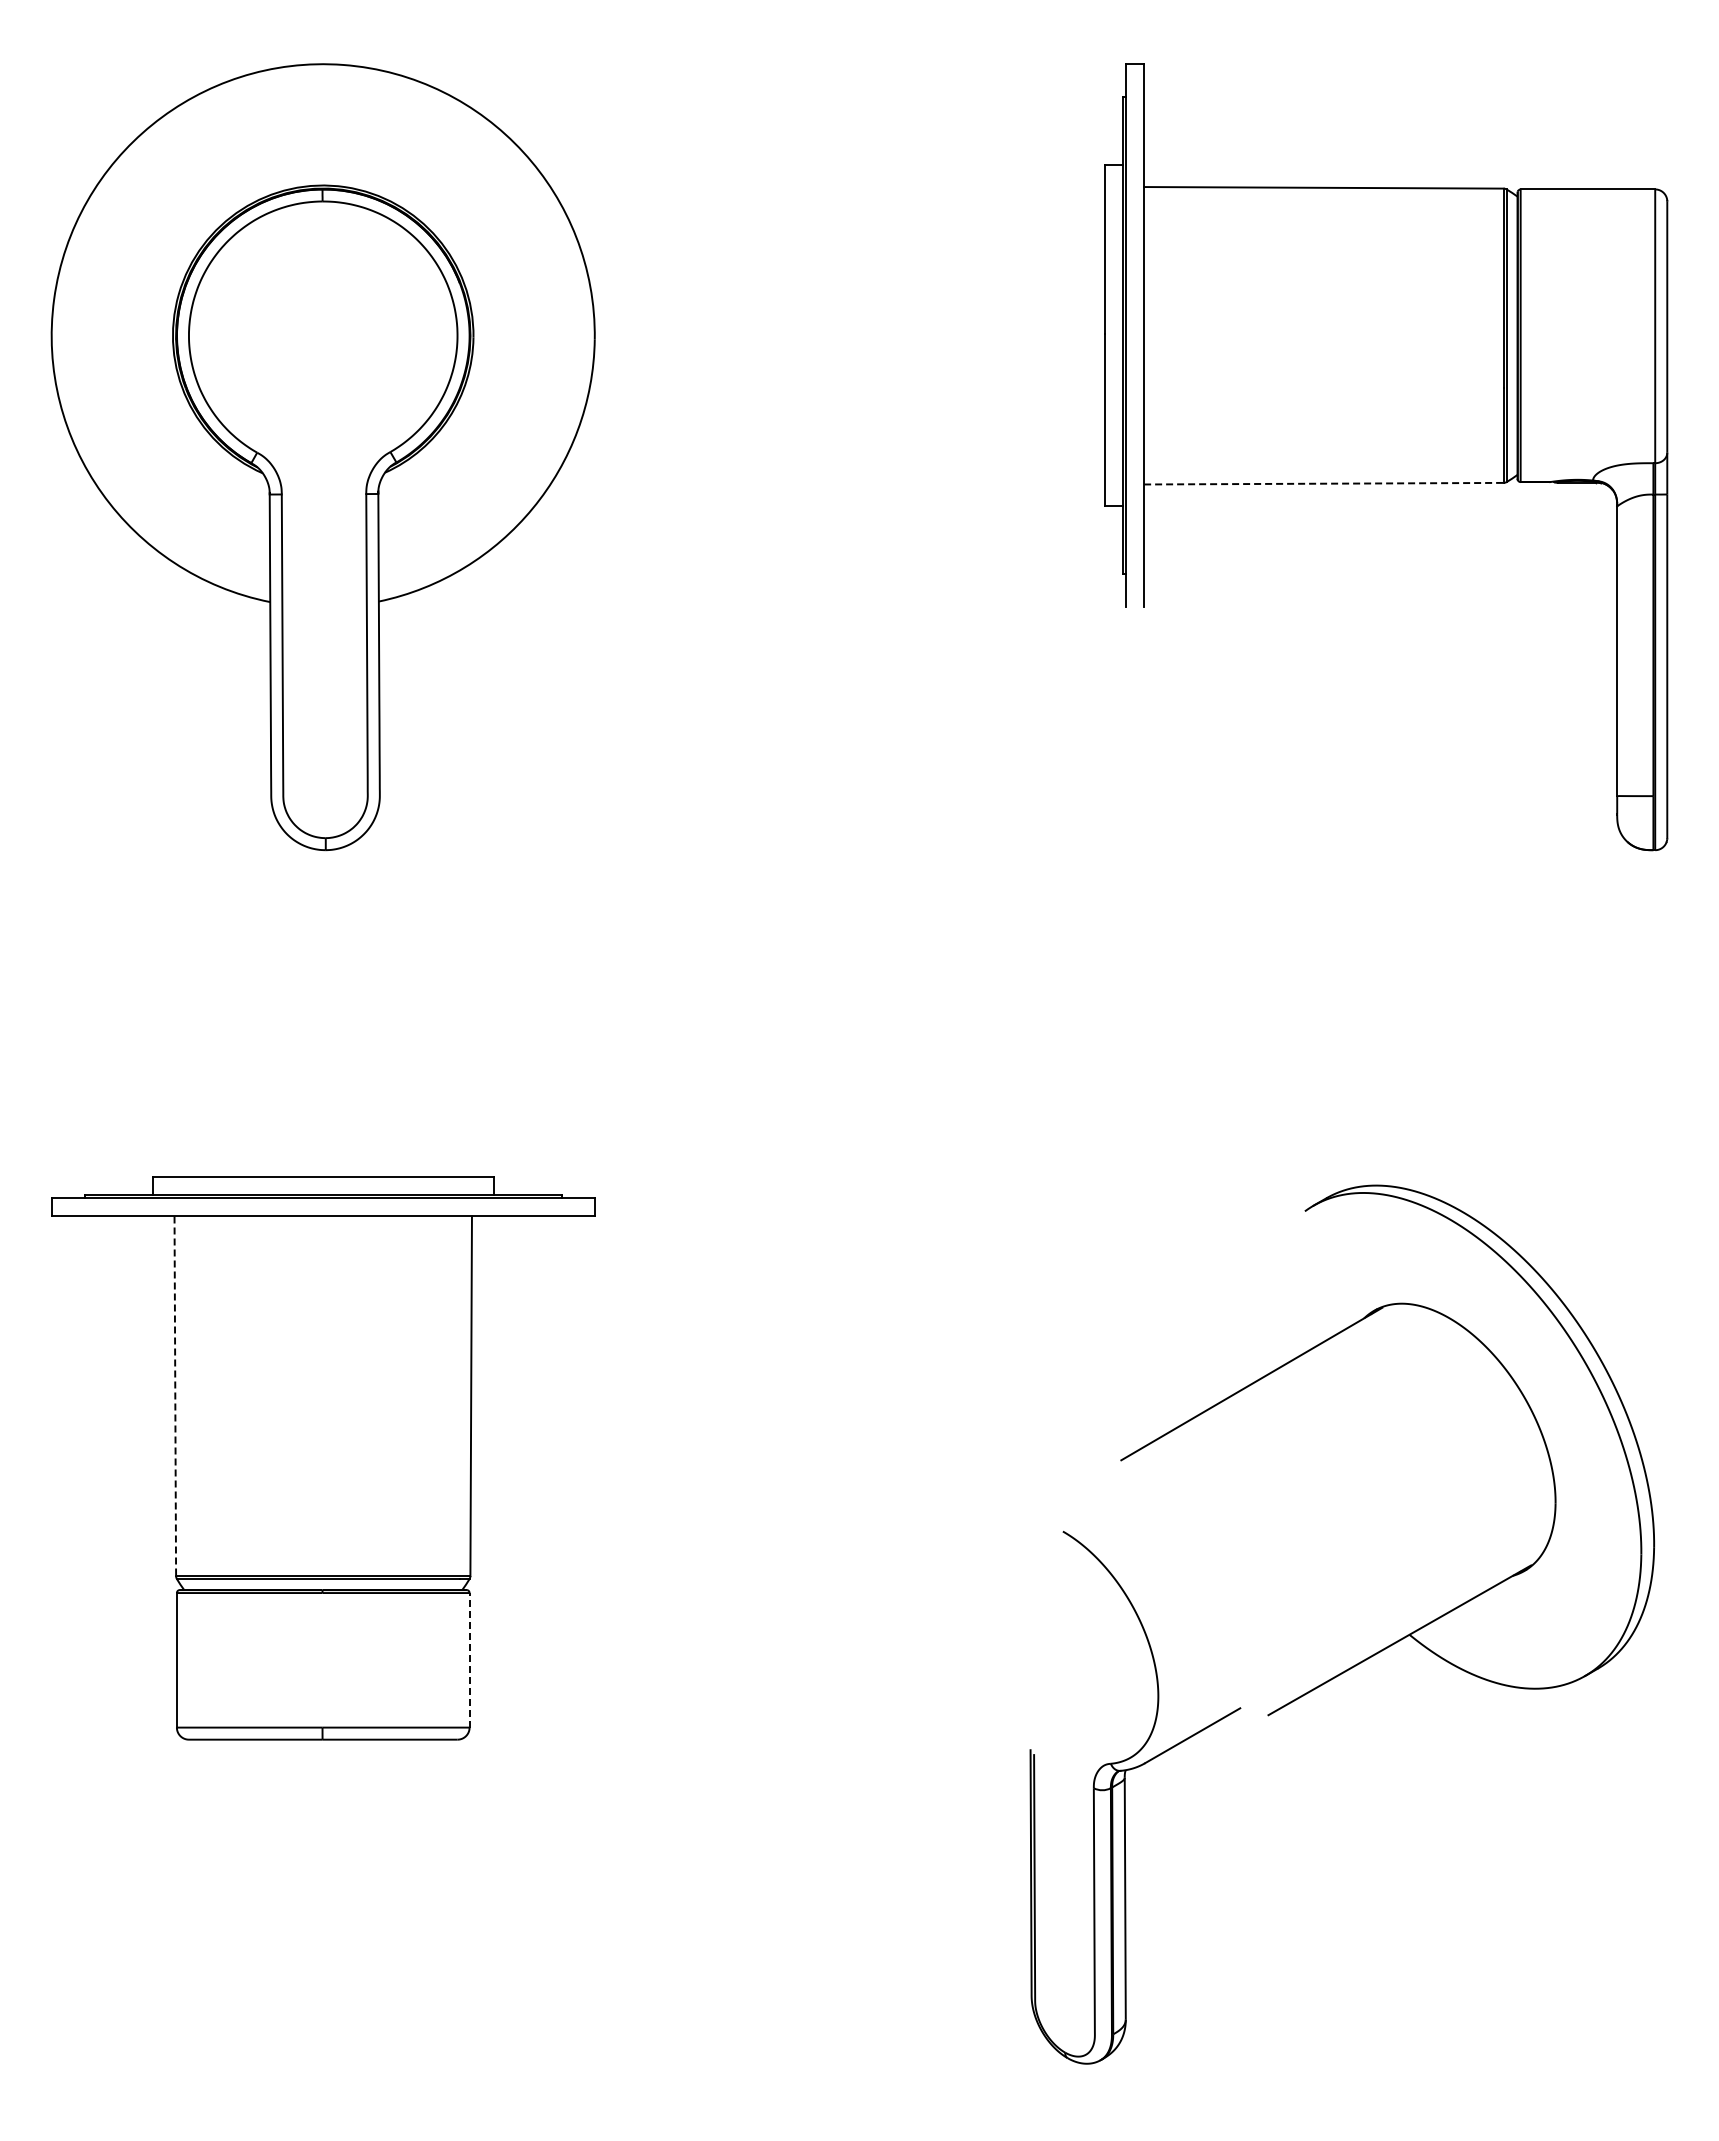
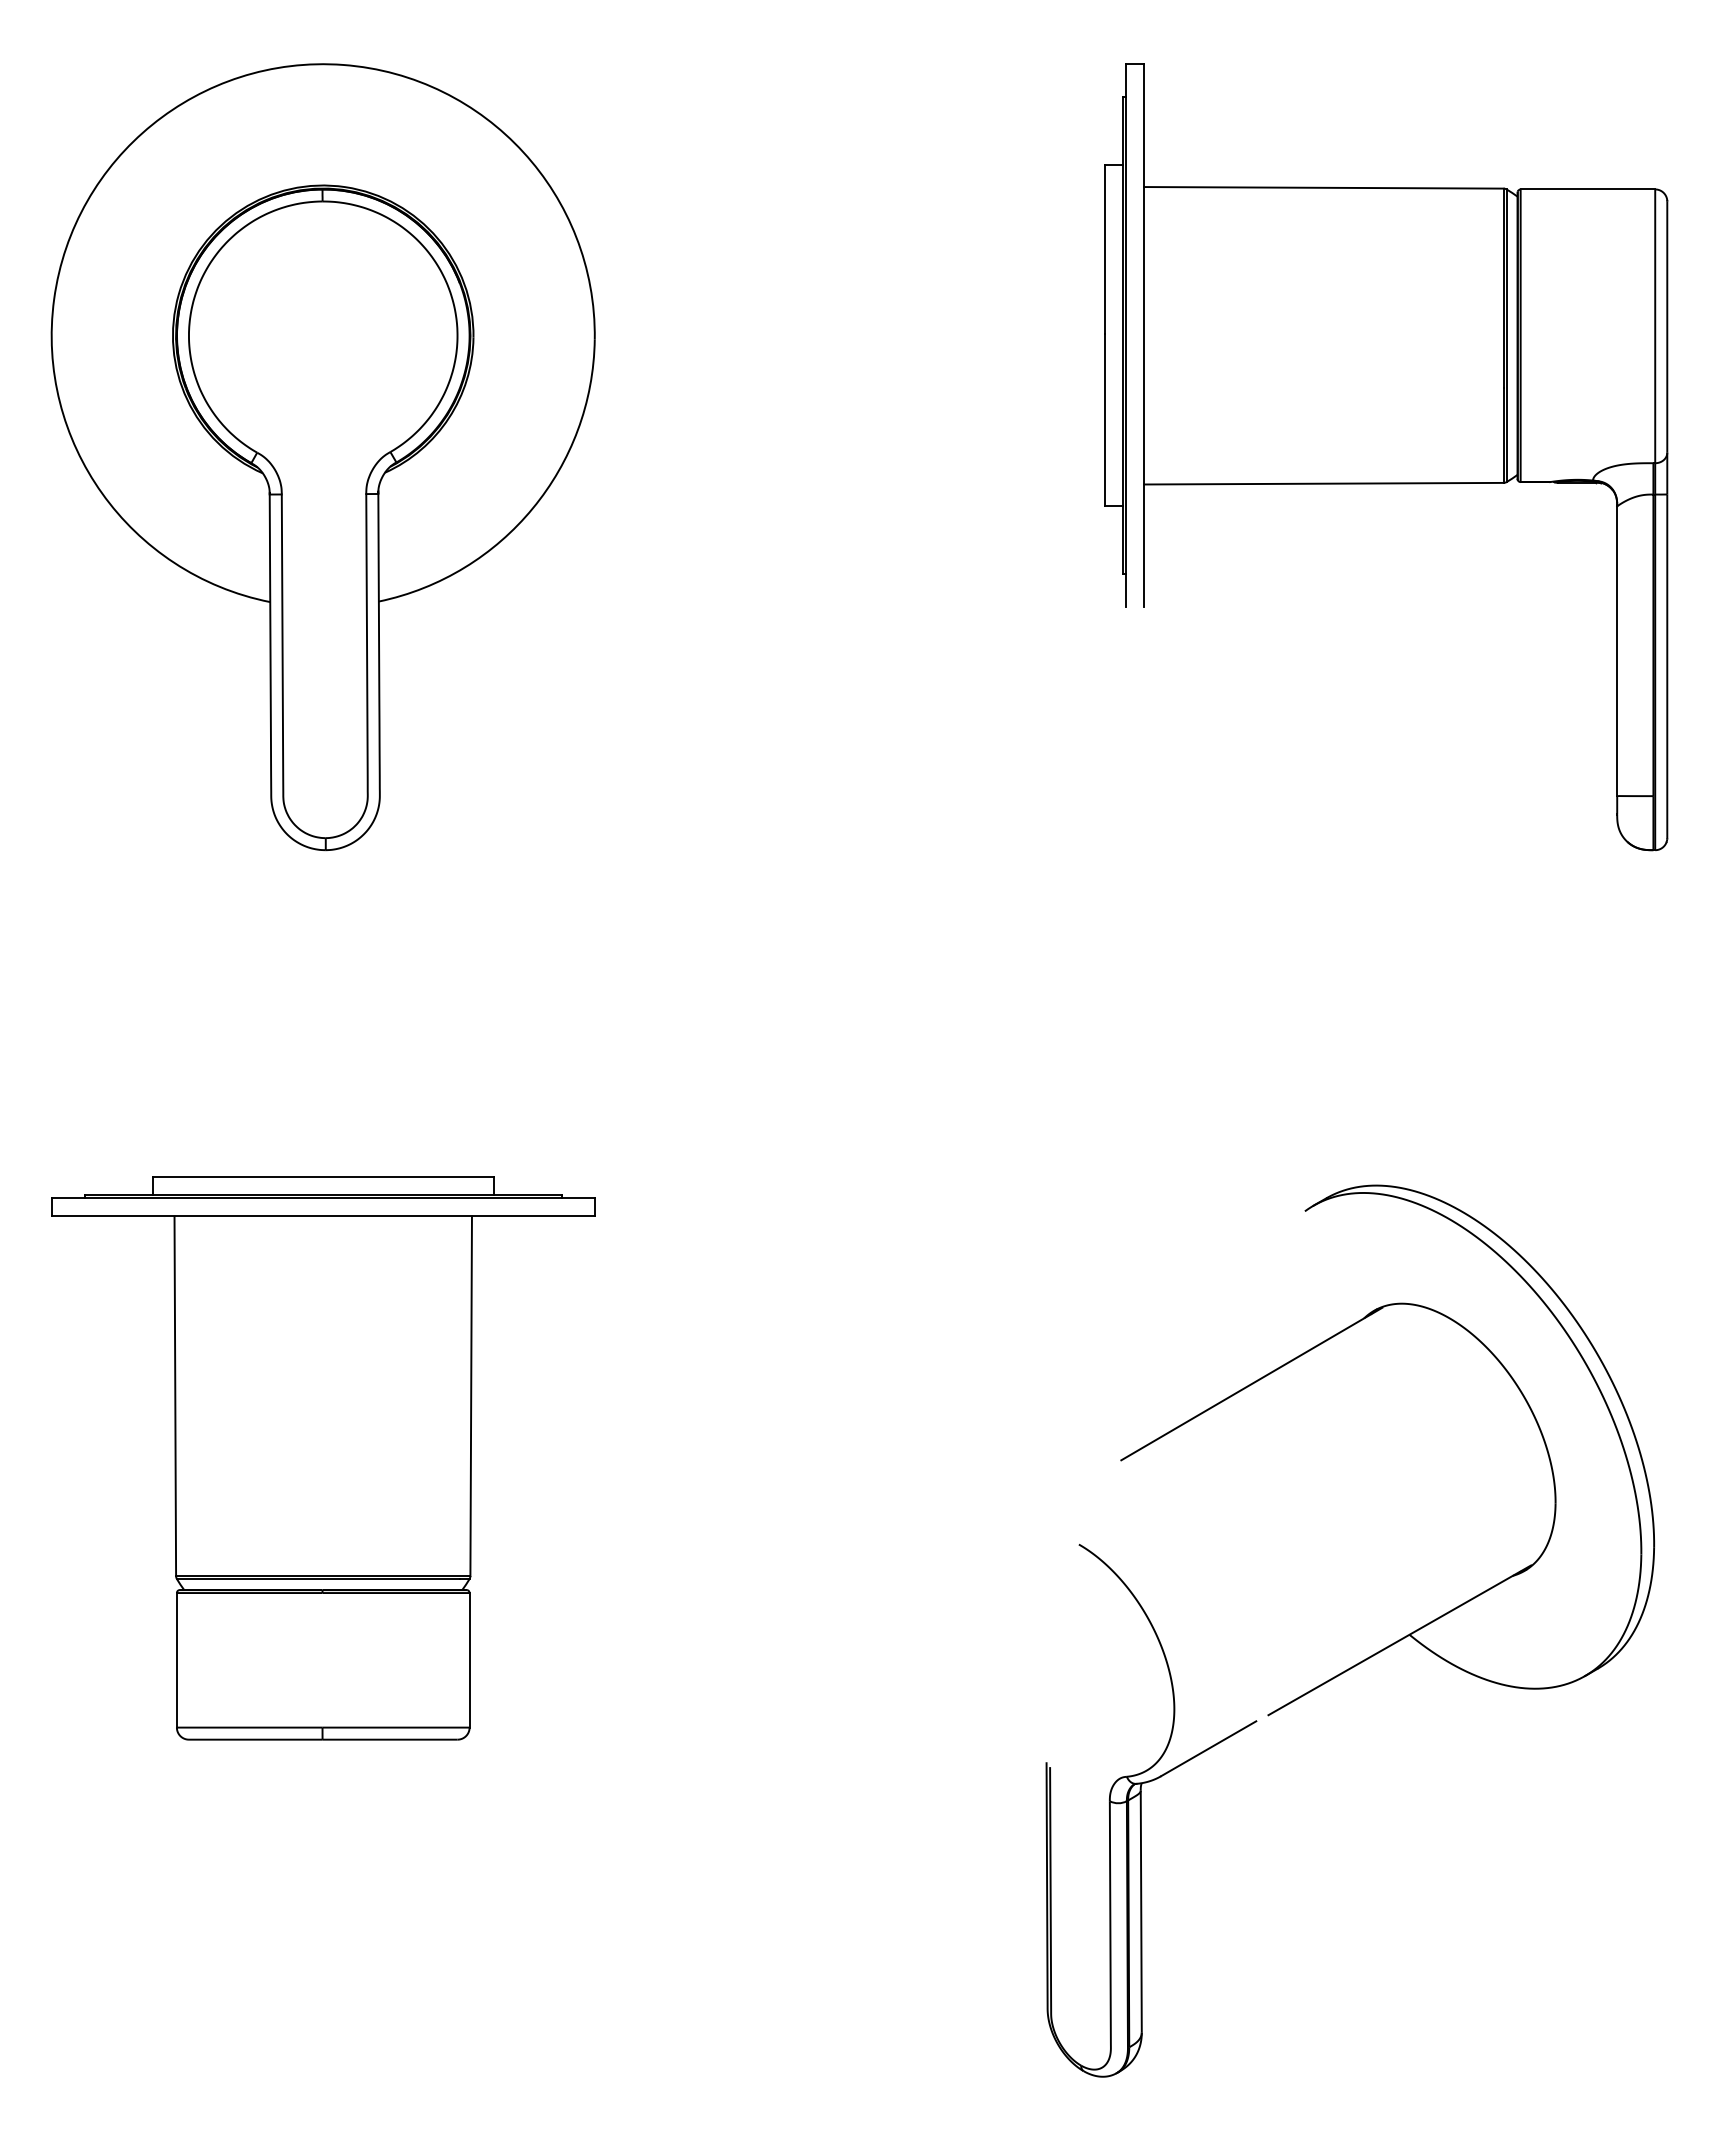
line: dashed -> solid (1323, 483)
line: dashed -> solid (175, 1396)
line: dashed -> solid (469, 1659)
part position: (1125, 1797) -> (1141, 1810) (1141, 1810)
